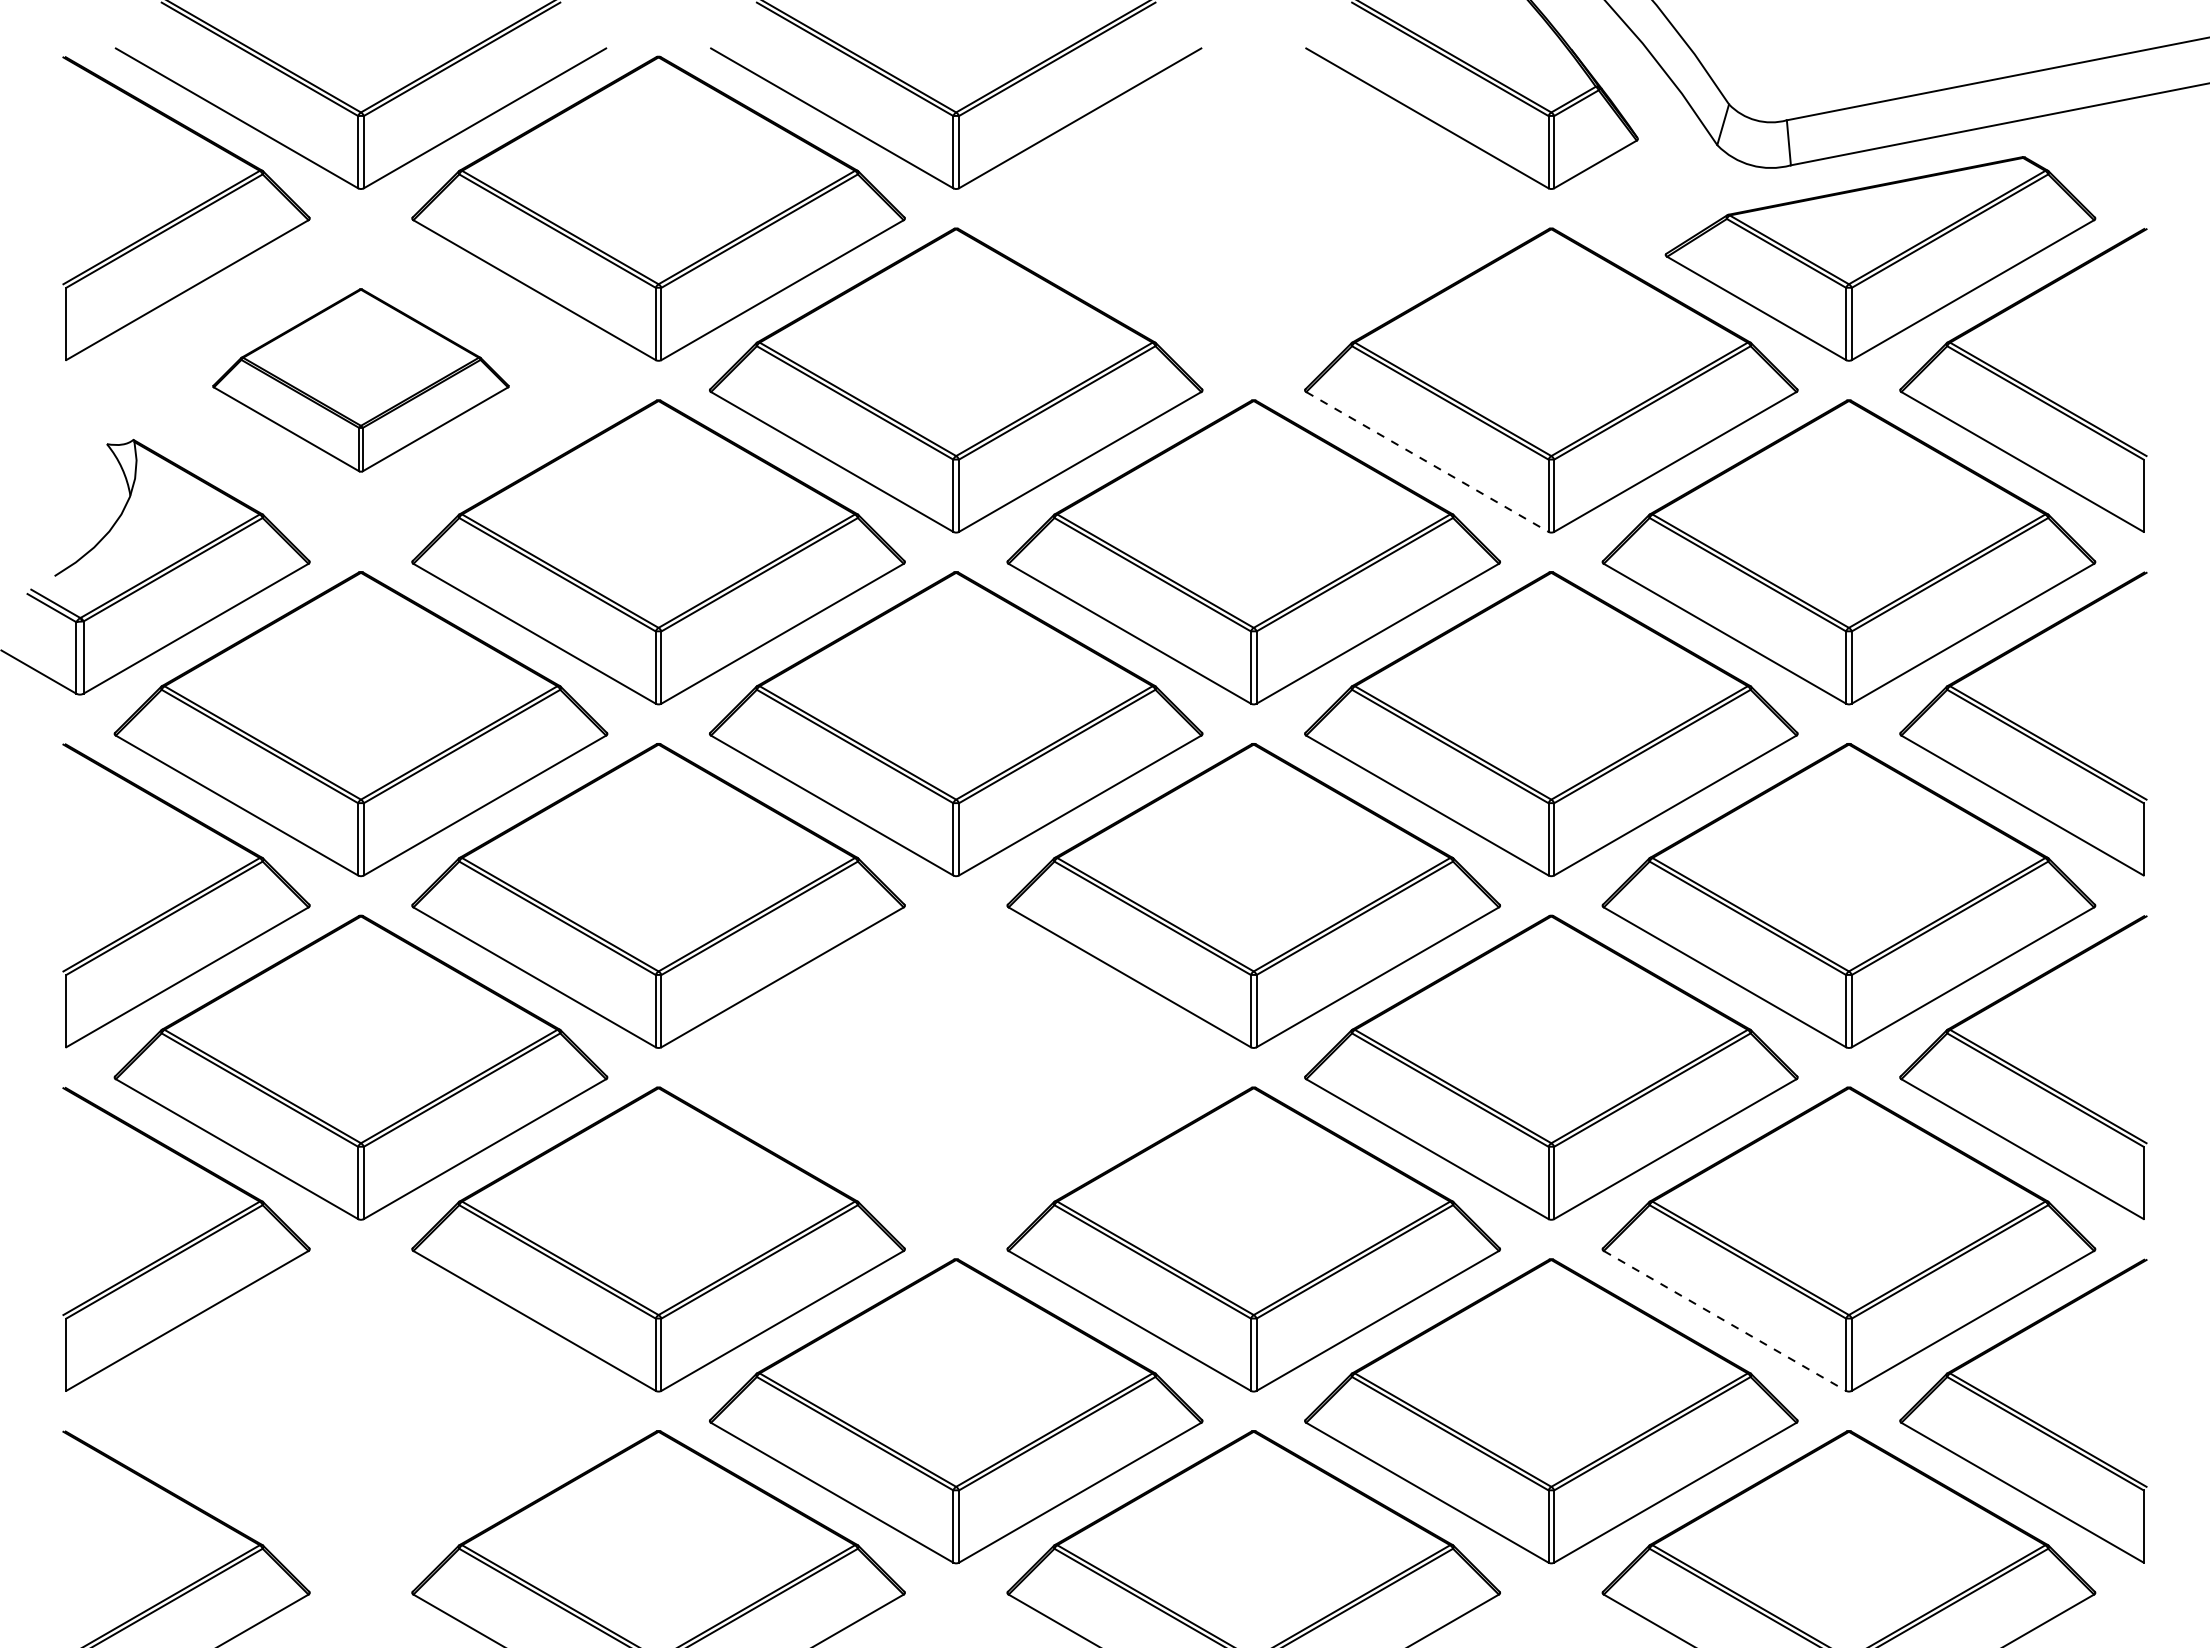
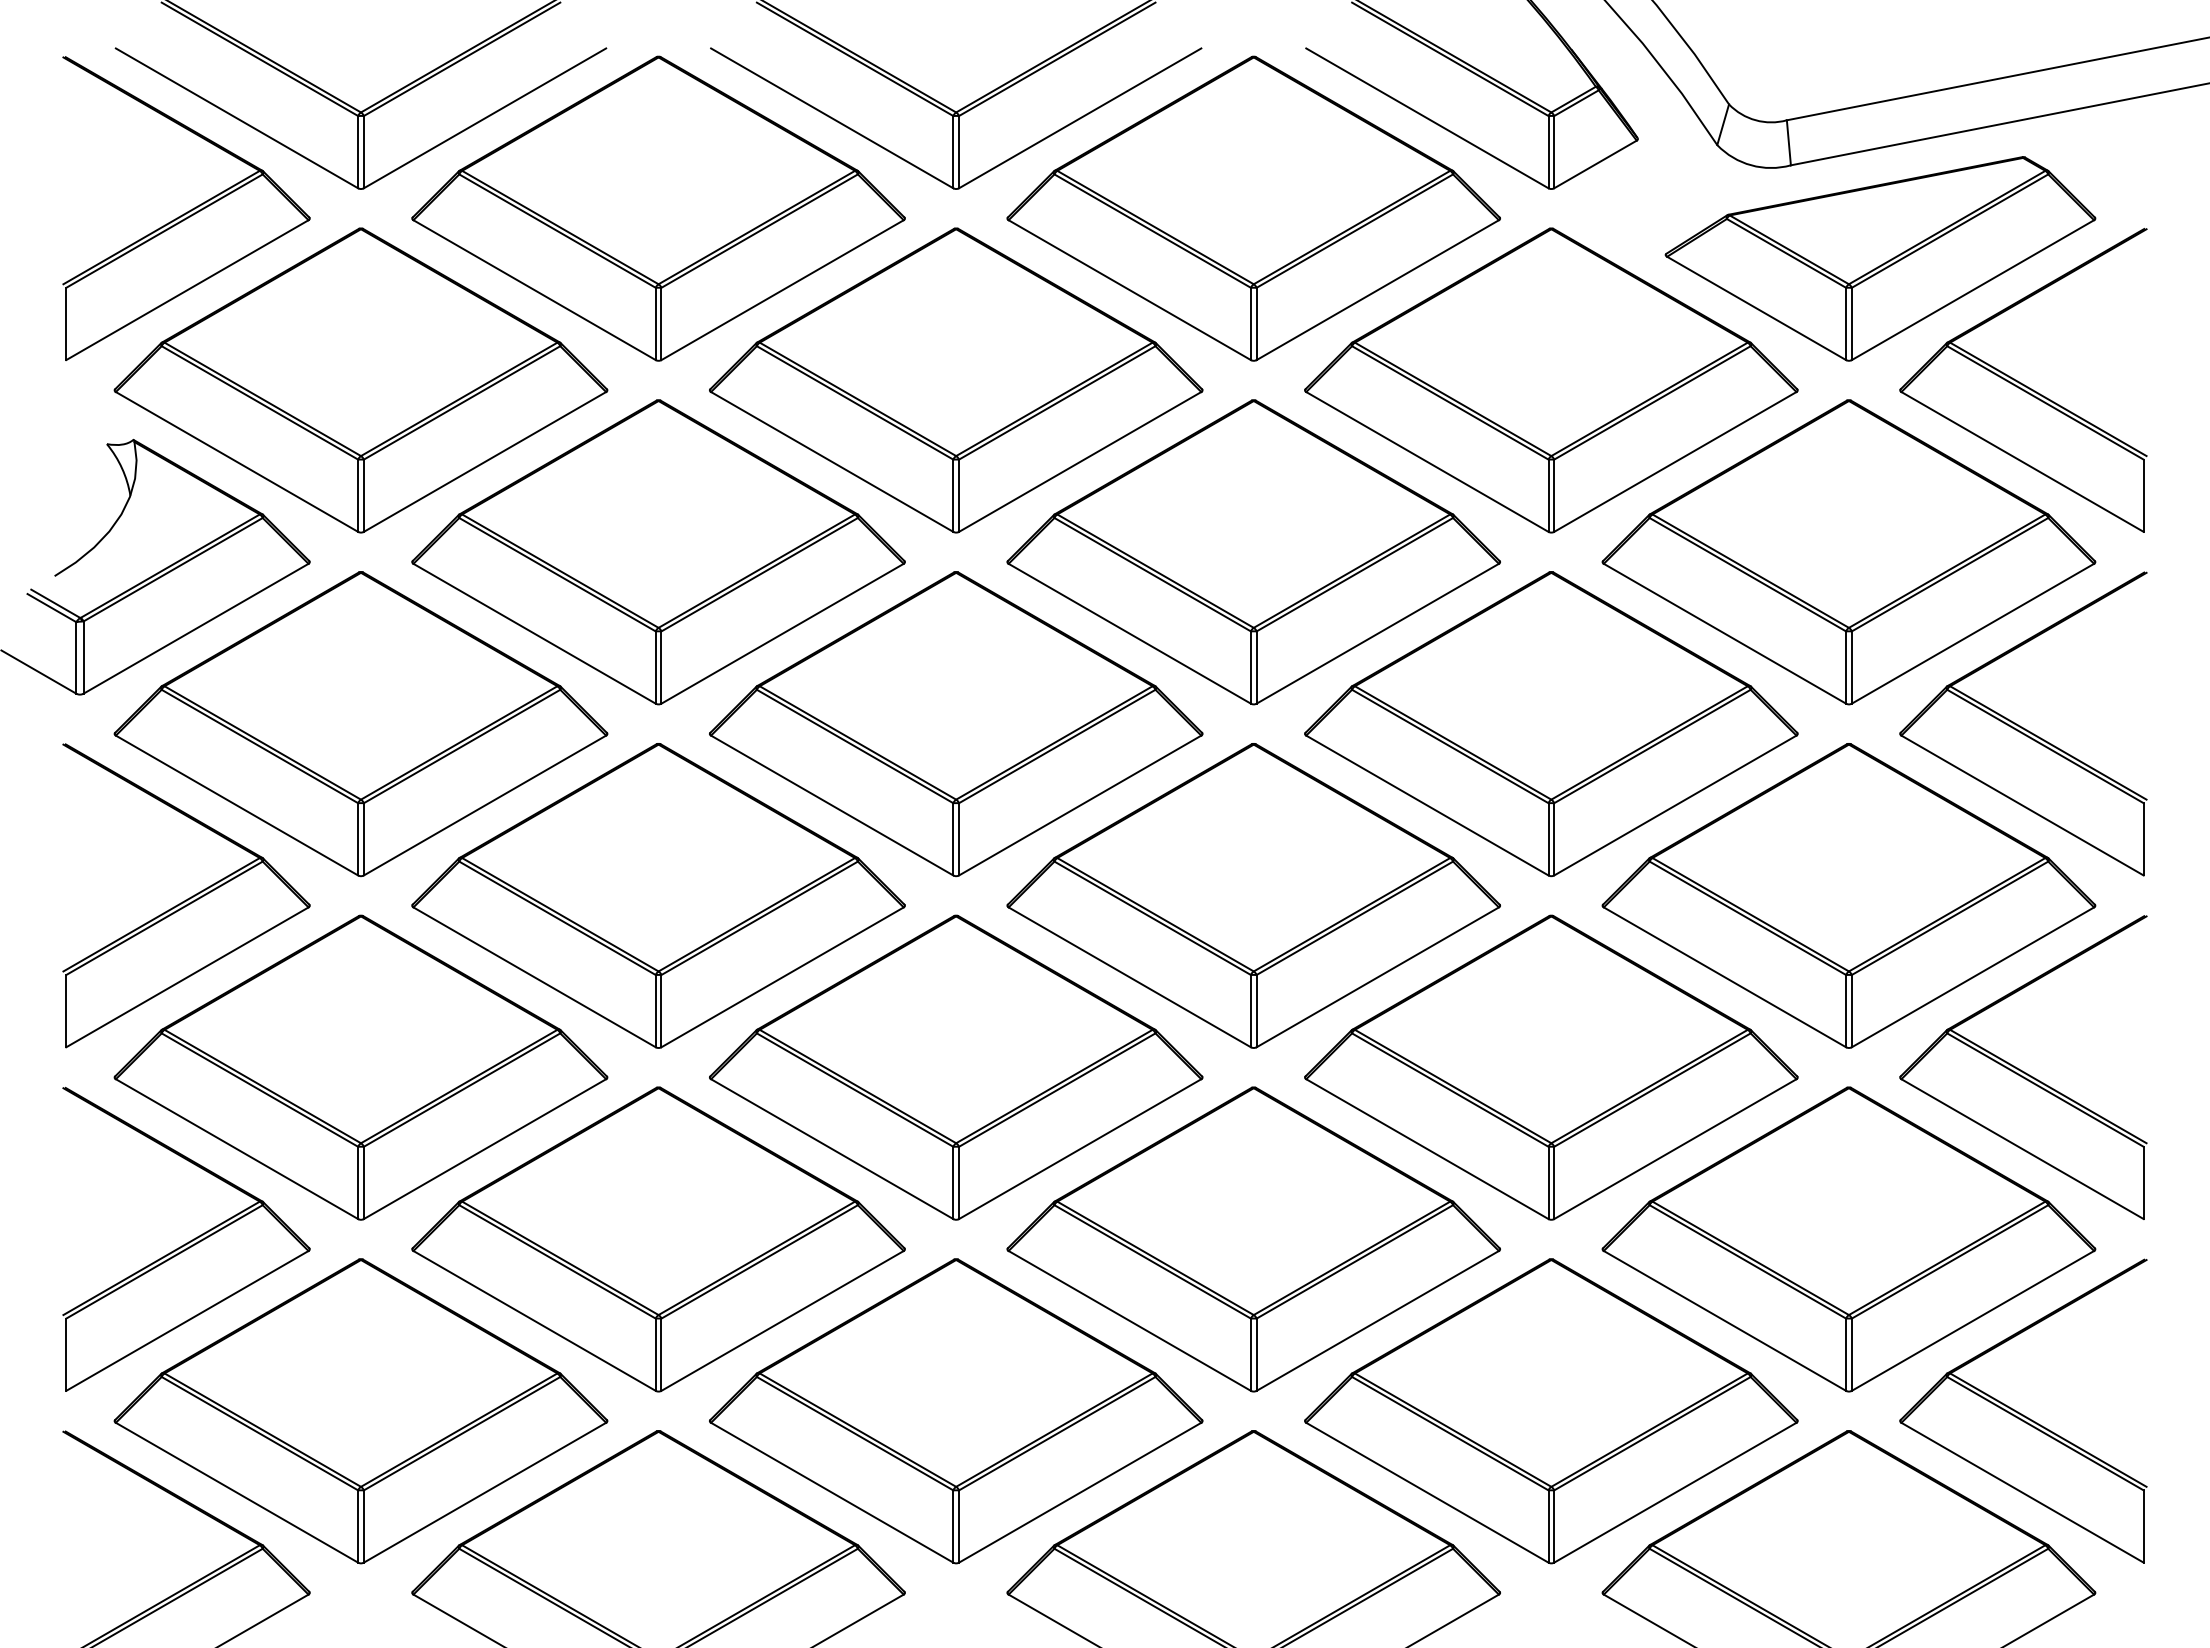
part: none -> present (1253, 208)
part size: 298x185 px -> 496x307 px (360, 380)
line: dashed -> solid (1427, 461)
part: none -> present (956, 1067)
line: dashed -> solid (1724, 1320)
part: none -> present (360, 1411)
